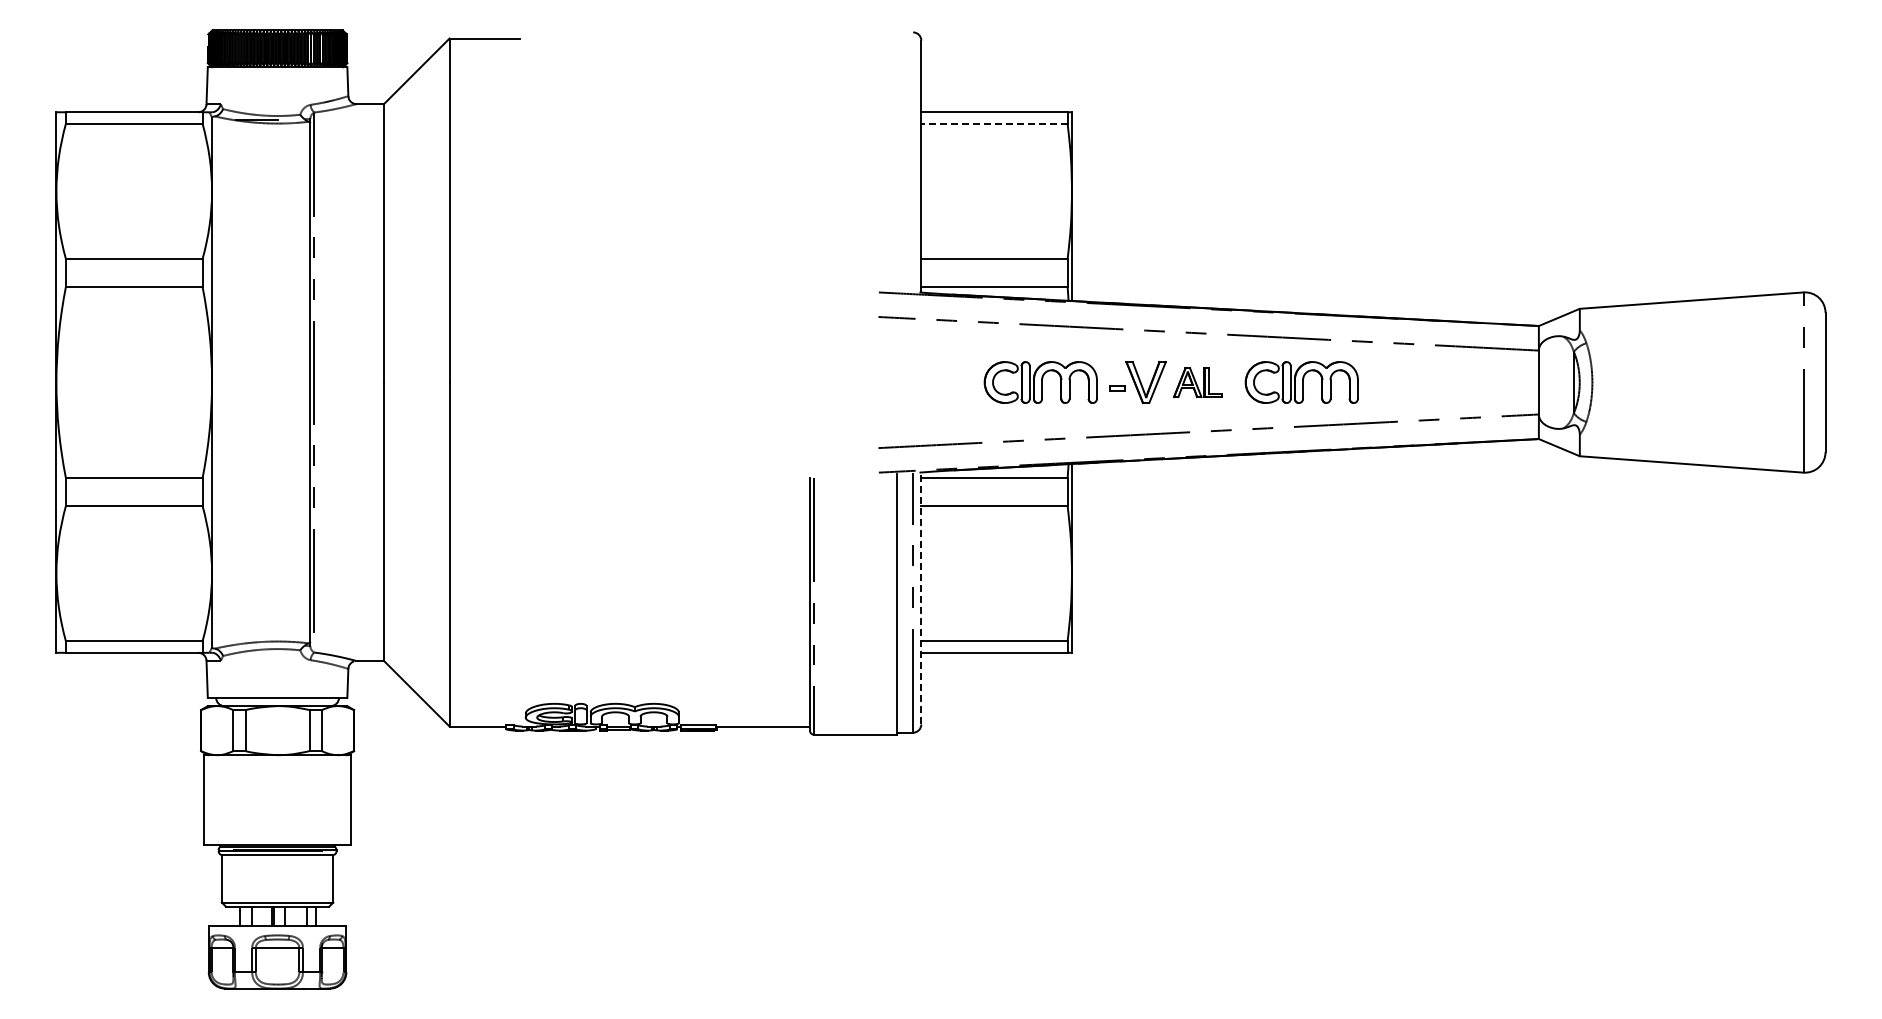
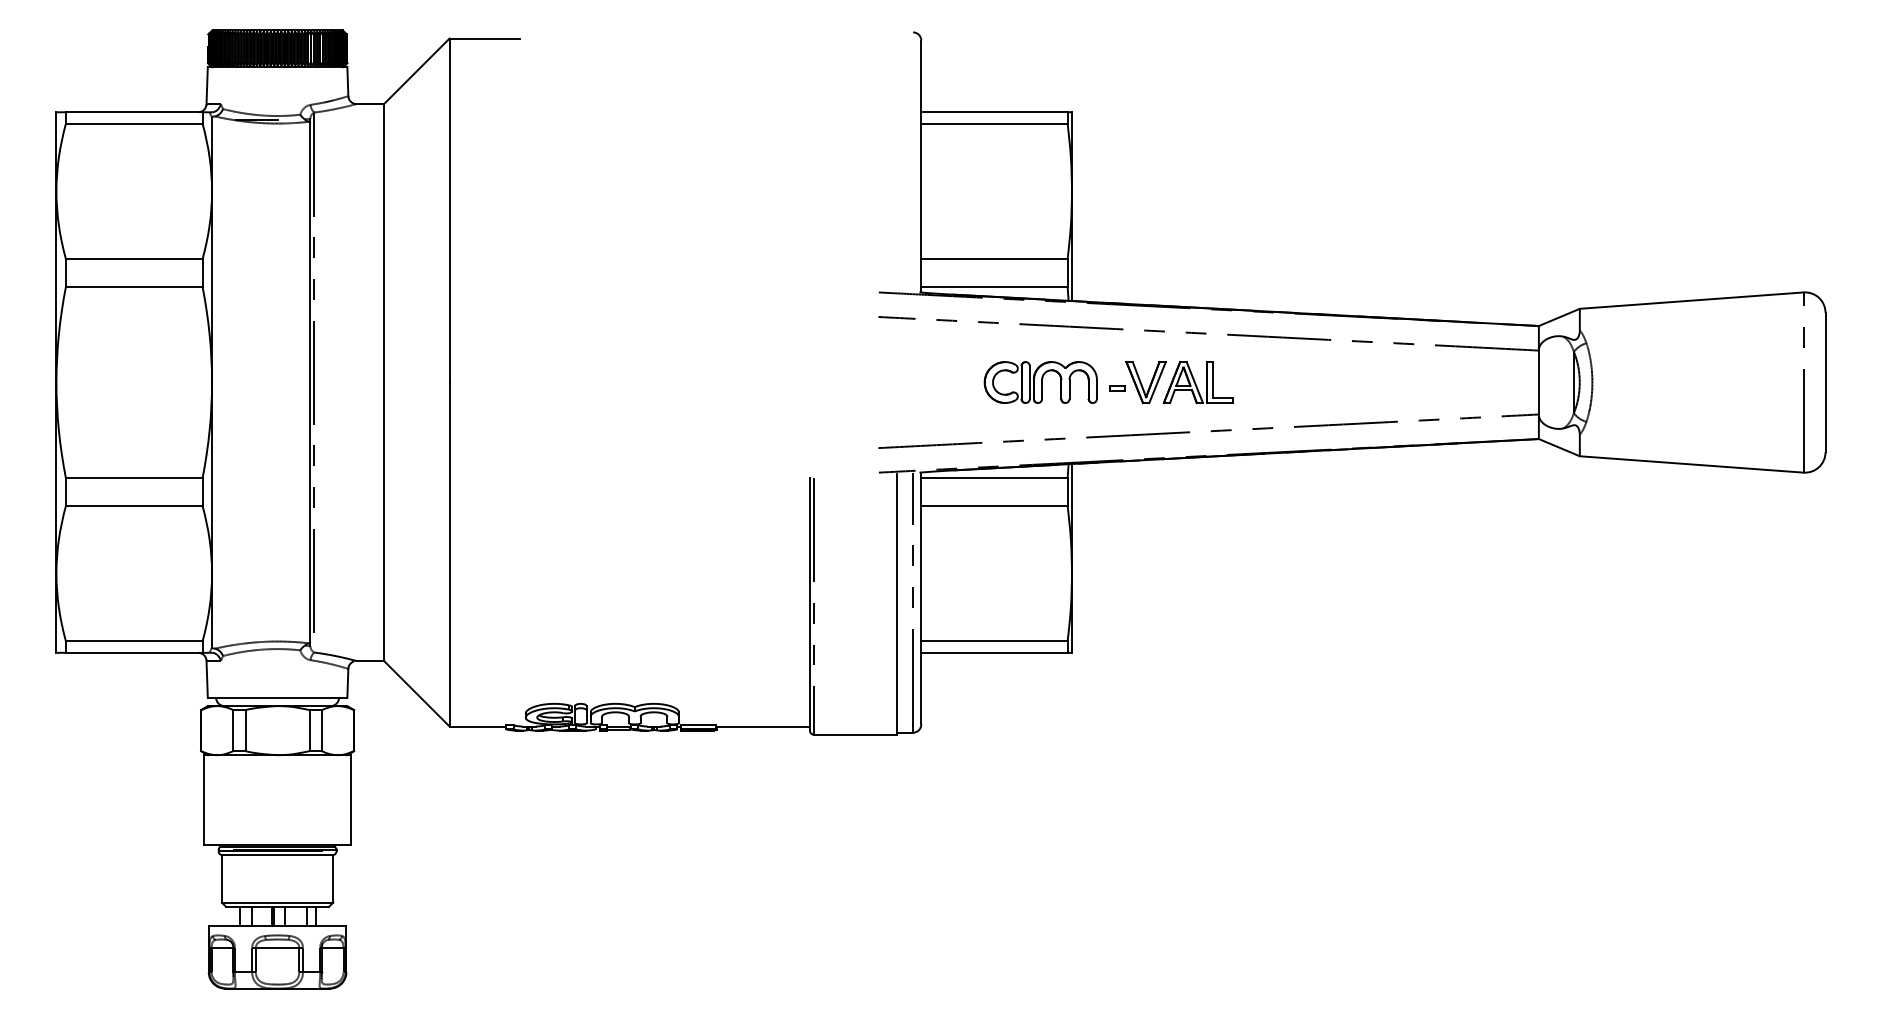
line: dashed -> solid (994, 123)
part size: 50x32 px -> 72x44 px (1197, 382)
part: present -> none (1301, 382)
line: dashed -> solid (921, 598)
